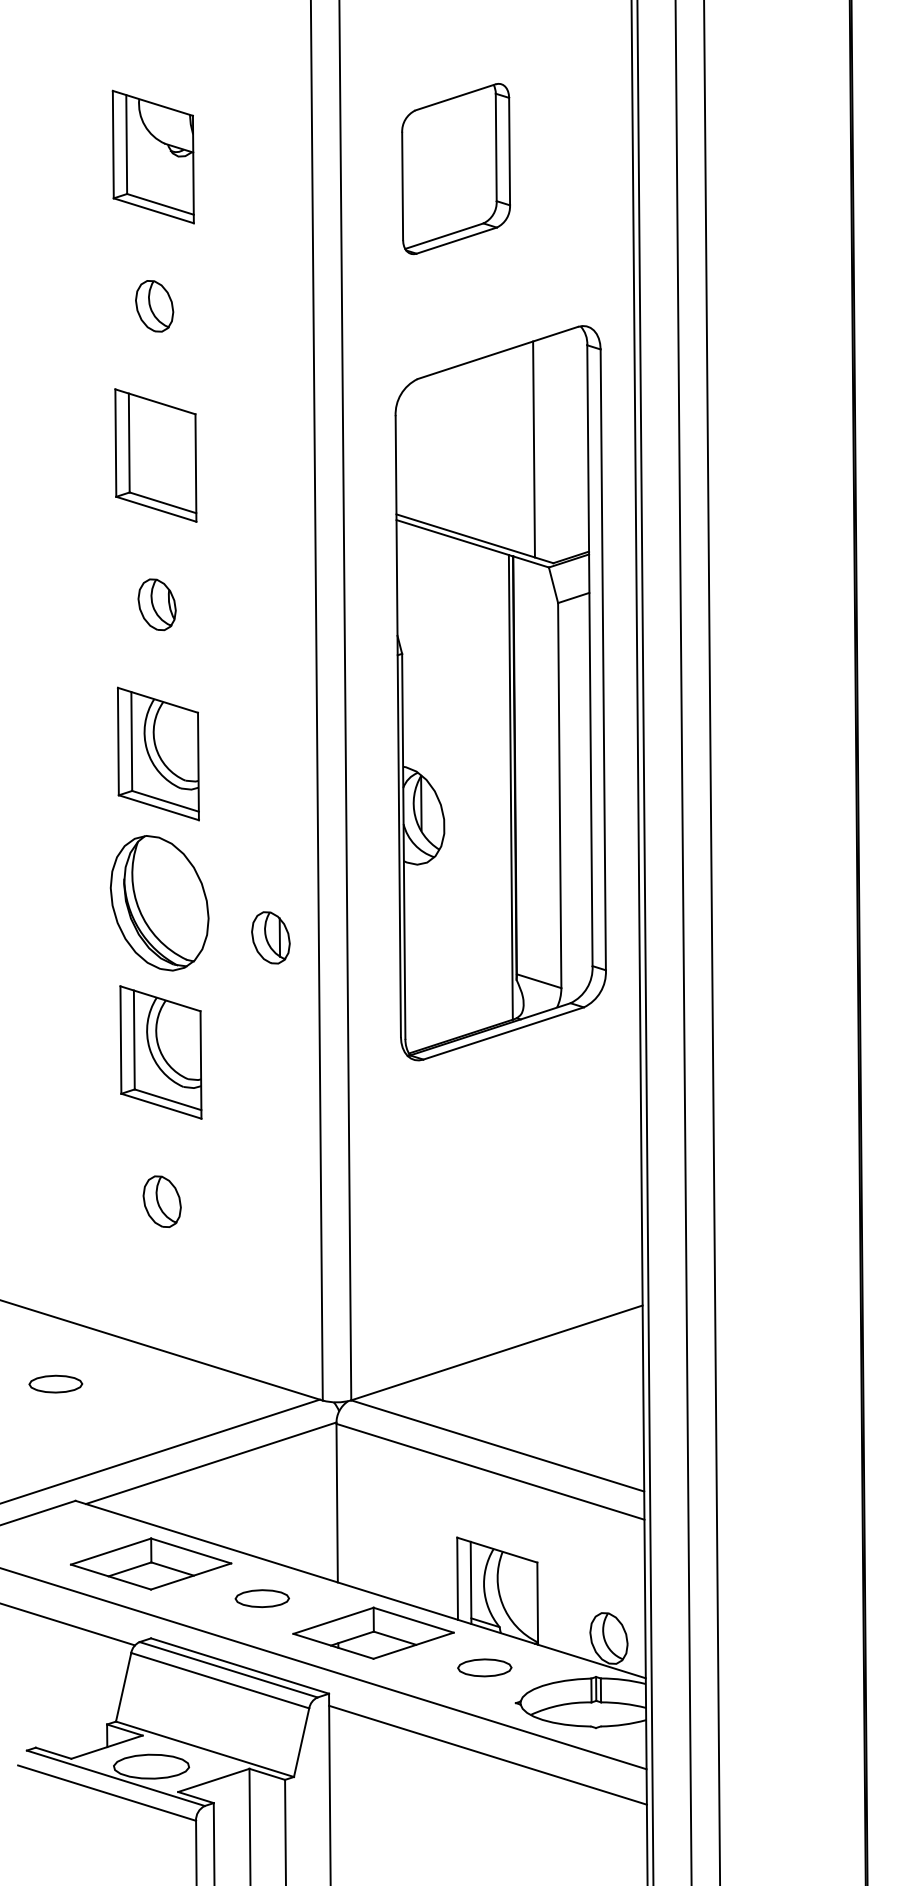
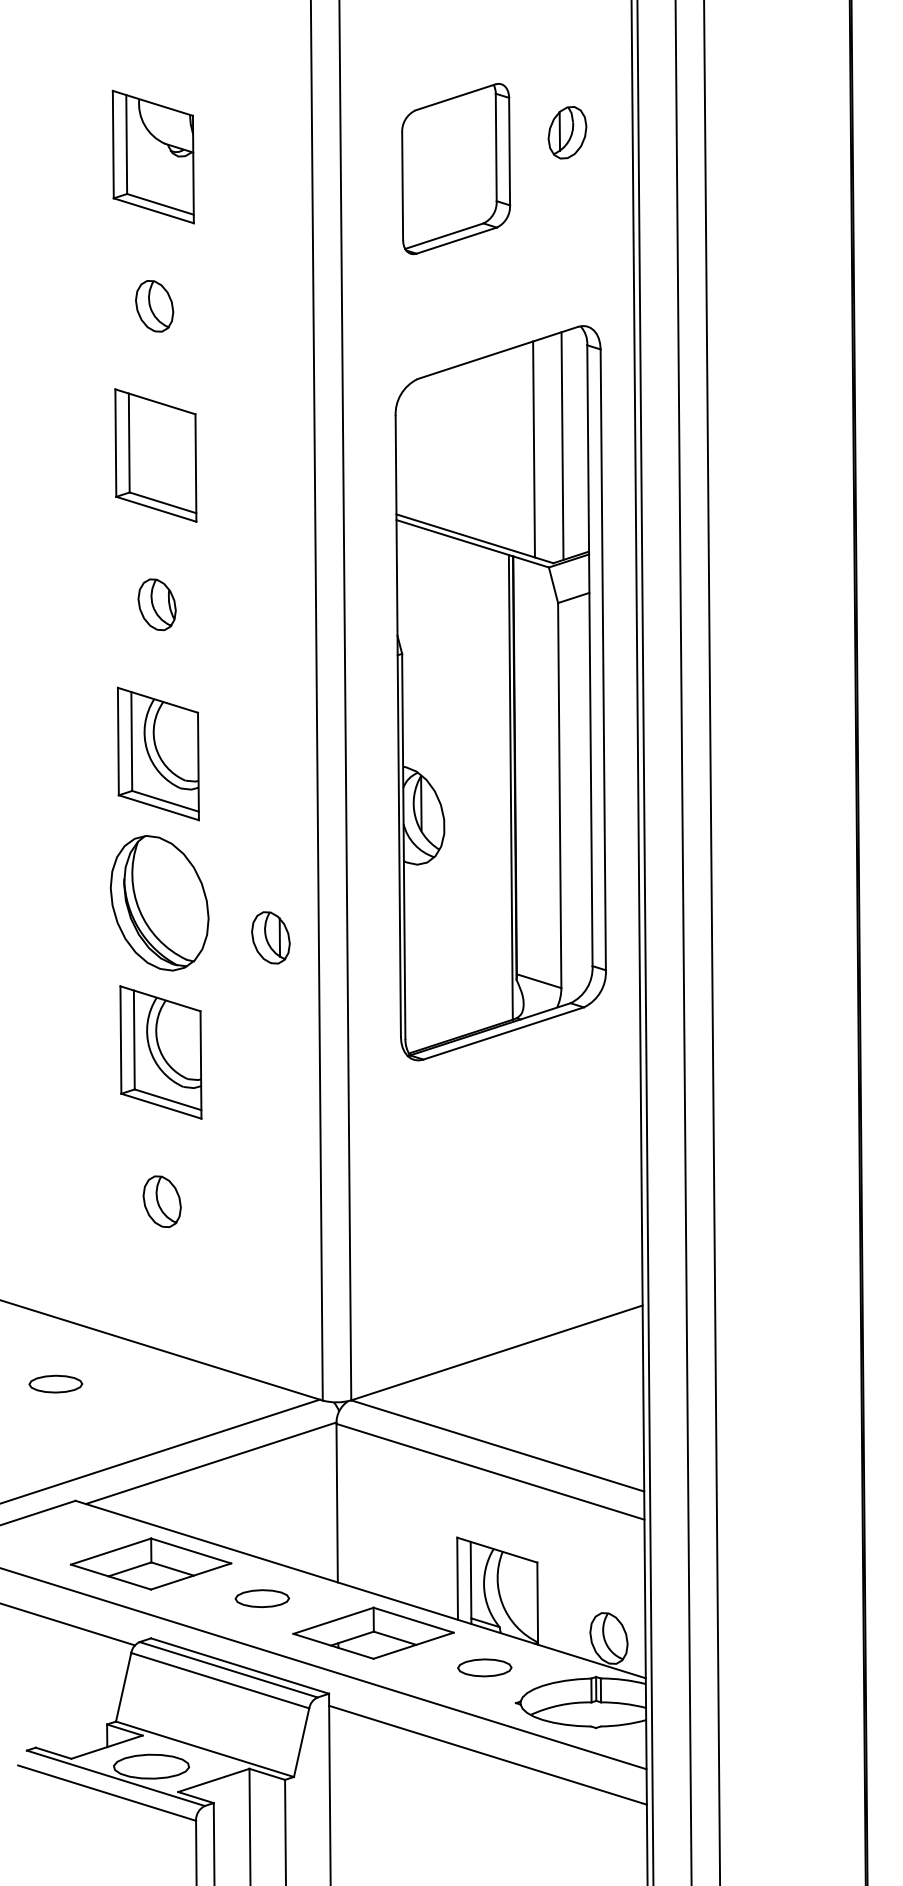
part: none -> present (567, 132)
line: none -> present (562, 445)
